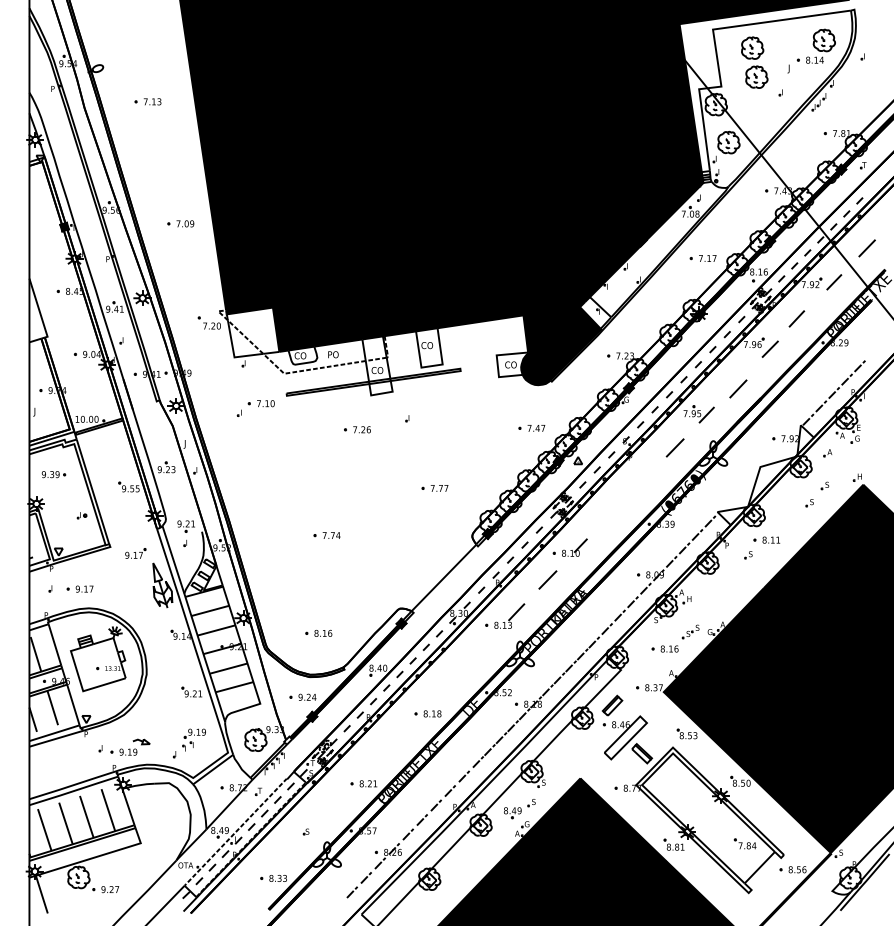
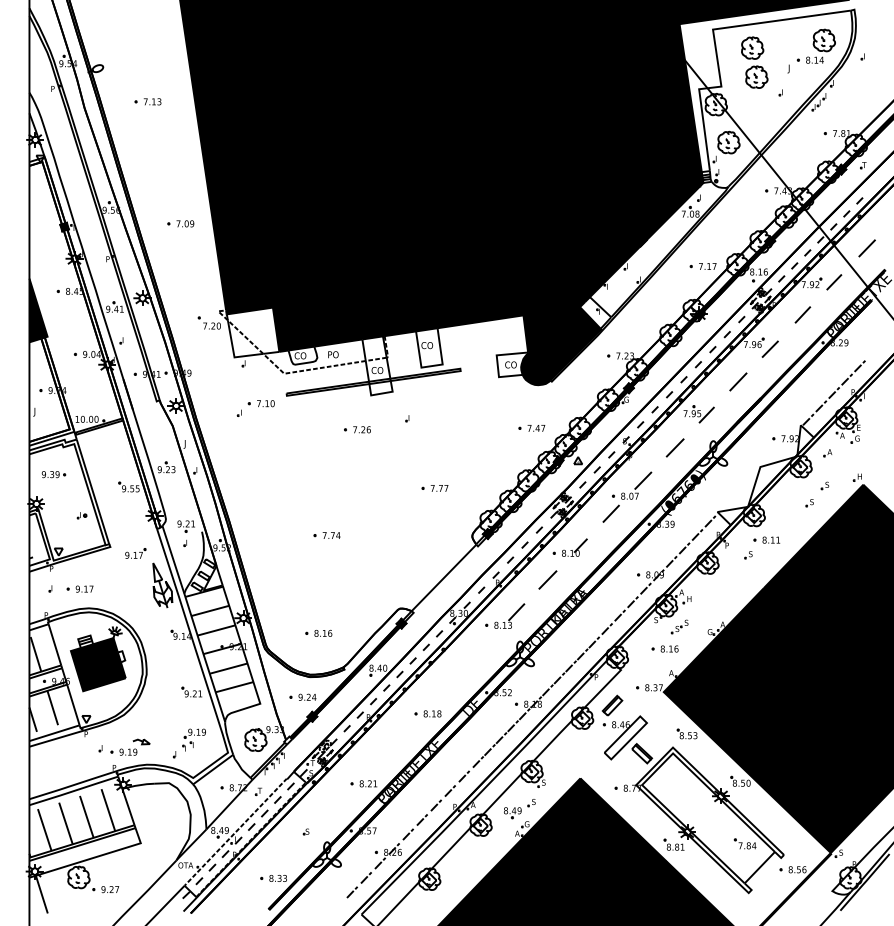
part position: (702, 258) -> (702, 266) (702, 266)
fill: none -> present (38, 310)
line position: (796, 318) -> (802, 314) (802, 314)
line position: (738, 388) -> (738, 381) (738, 381)
part: none -> present (627, 496)
part position: (690, 631) -> (679, 626) (679, 626)
fill: none -> present (97, 664)
